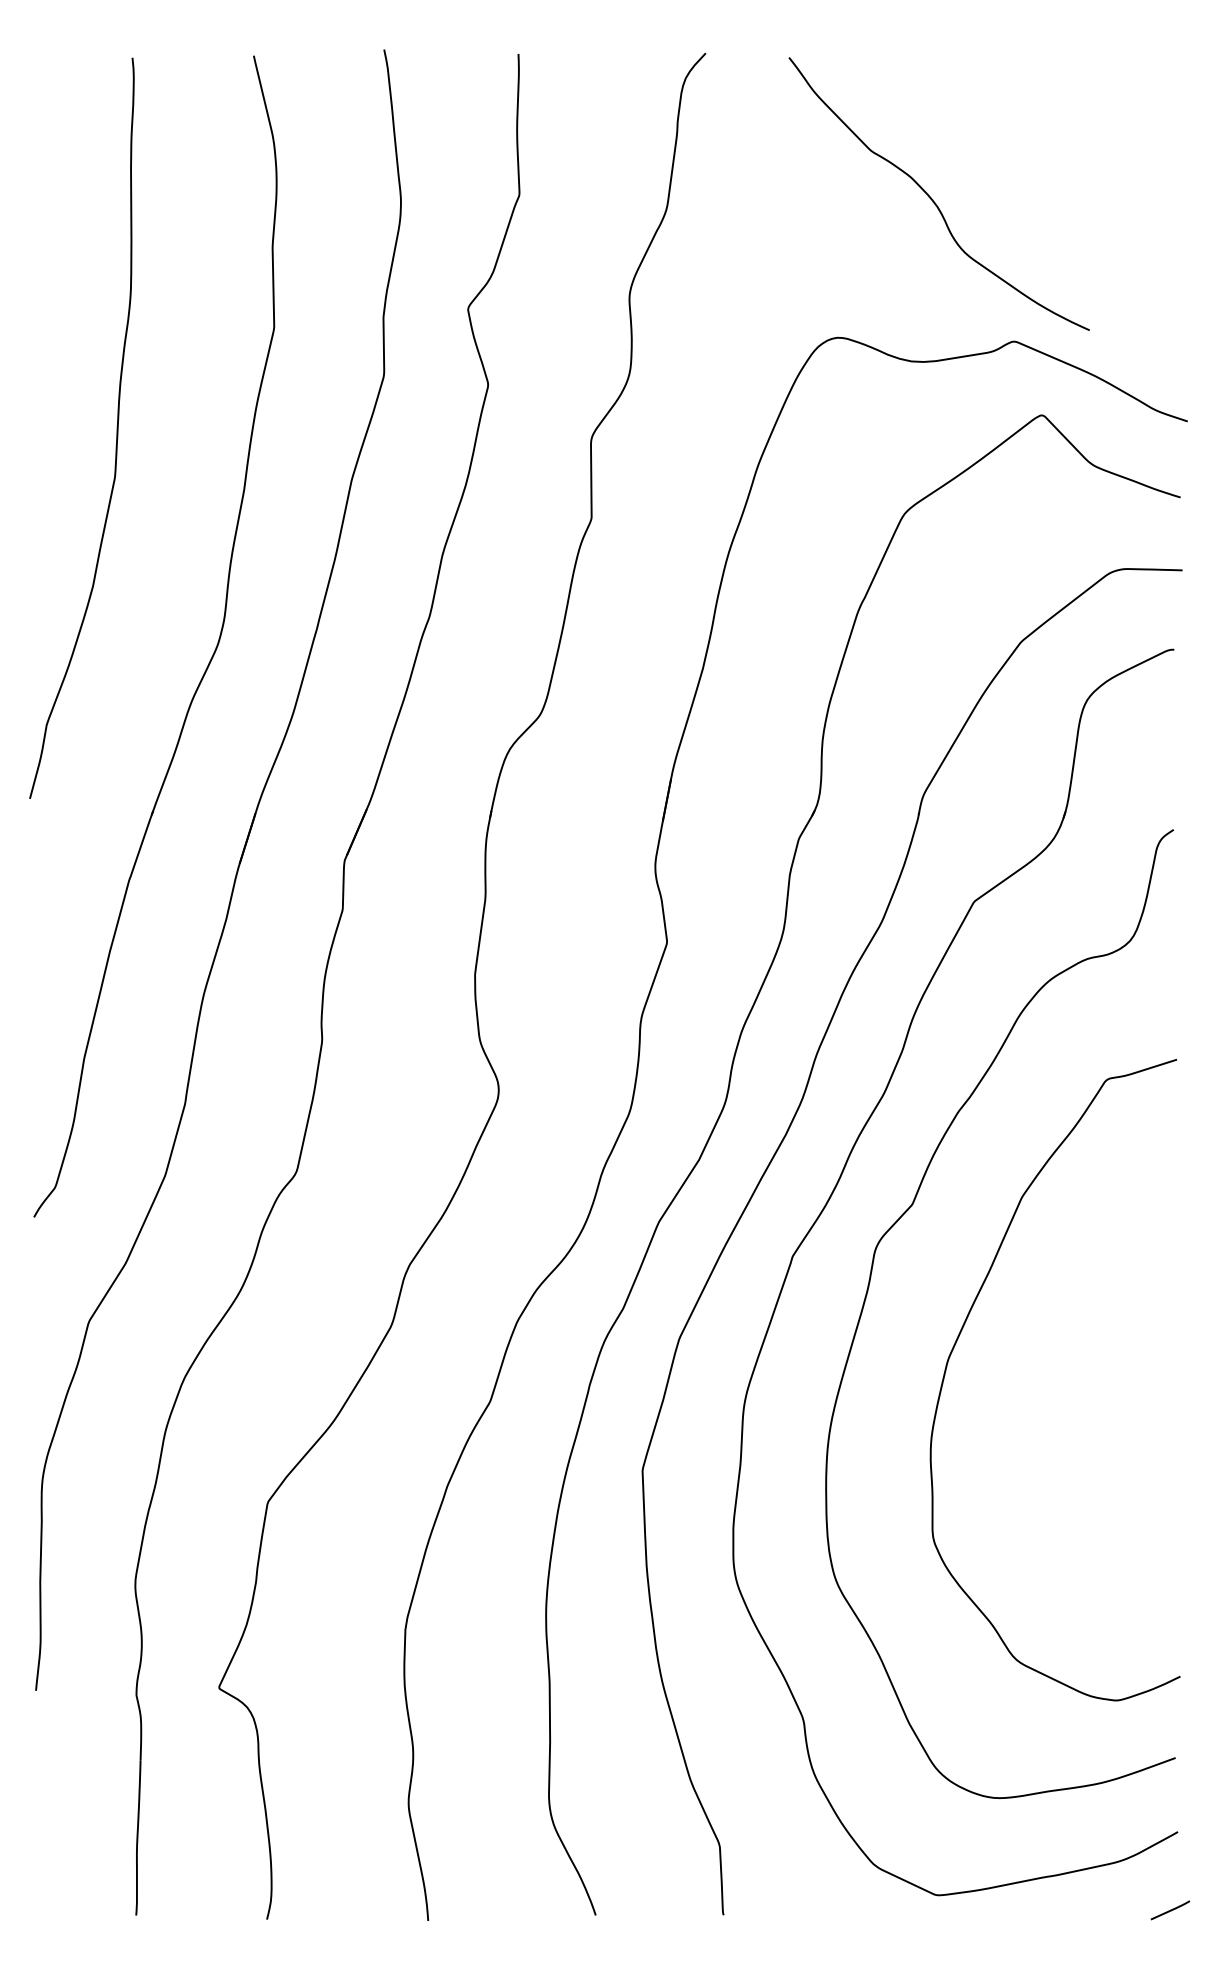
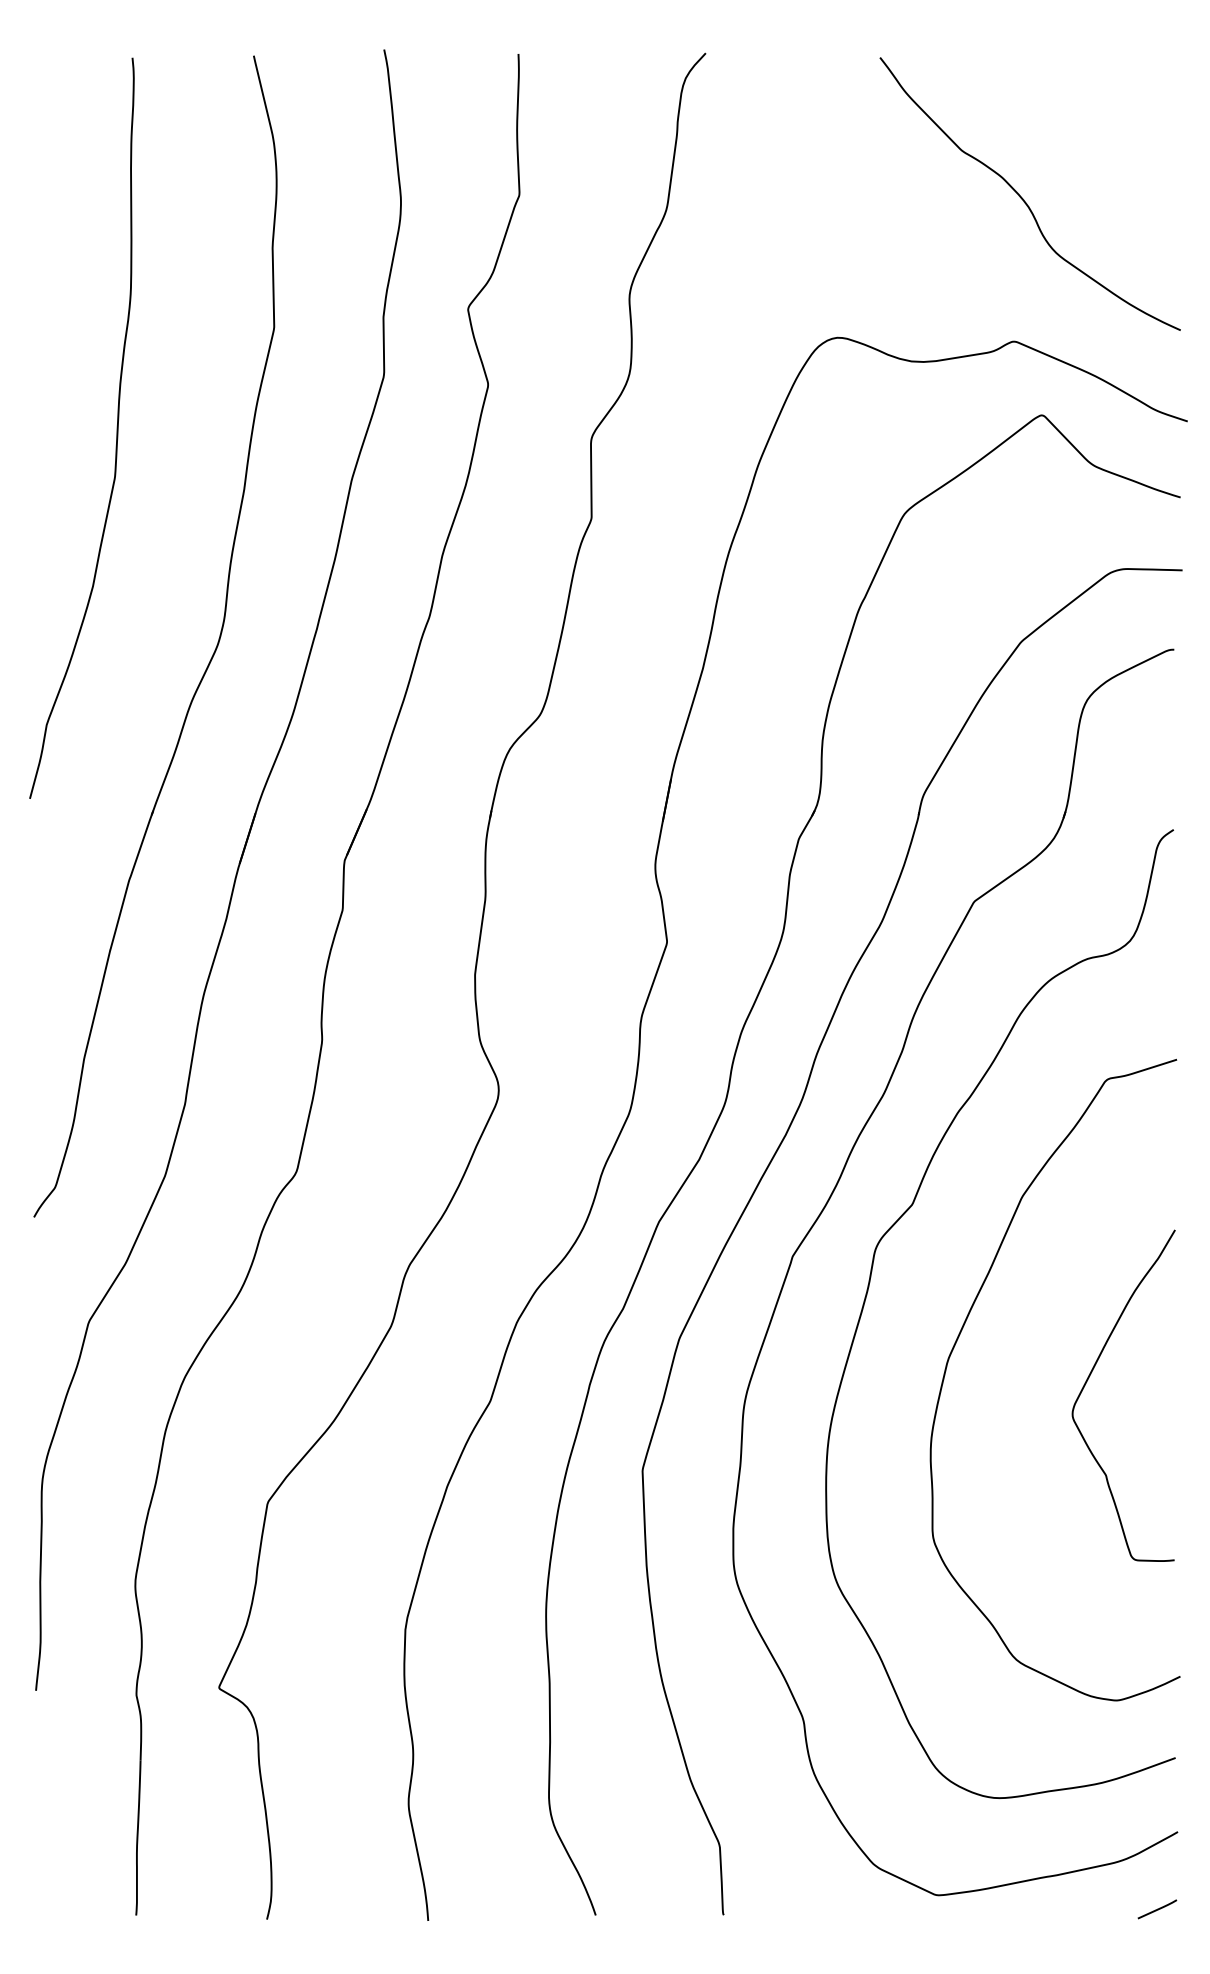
curve position: (932, 198) -> (1023, 198) (1023, 198)
curve: none -> present (1089, 1378)
line position: (1170, 1910) -> (1157, 1909) (1157, 1909)
